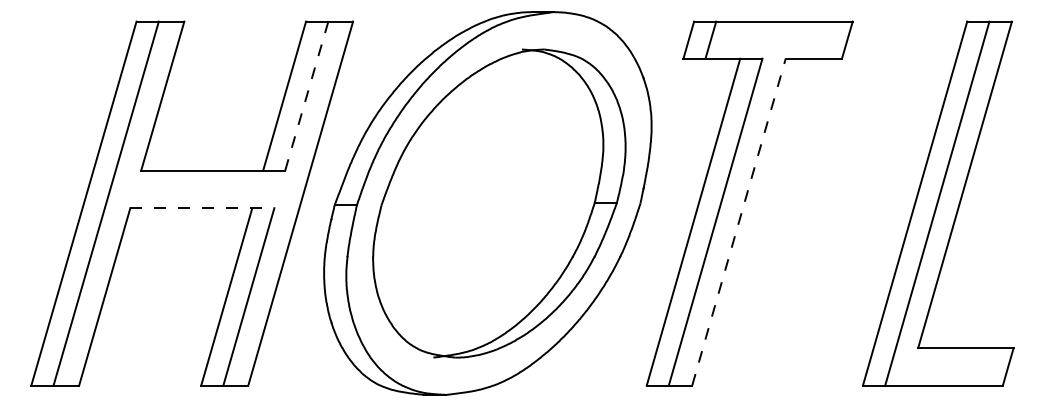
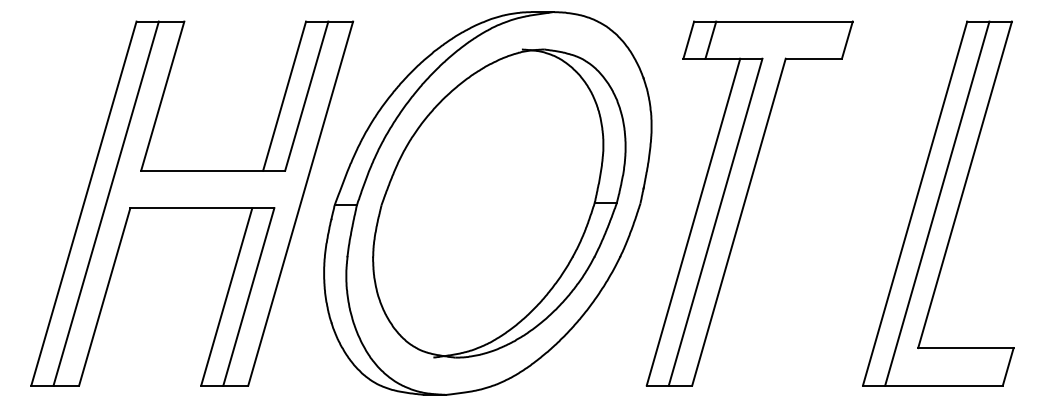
line: dashed -> solid (306, 96)
line: dashed -> solid (202, 208)
line: dashed -> solid (738, 222)
